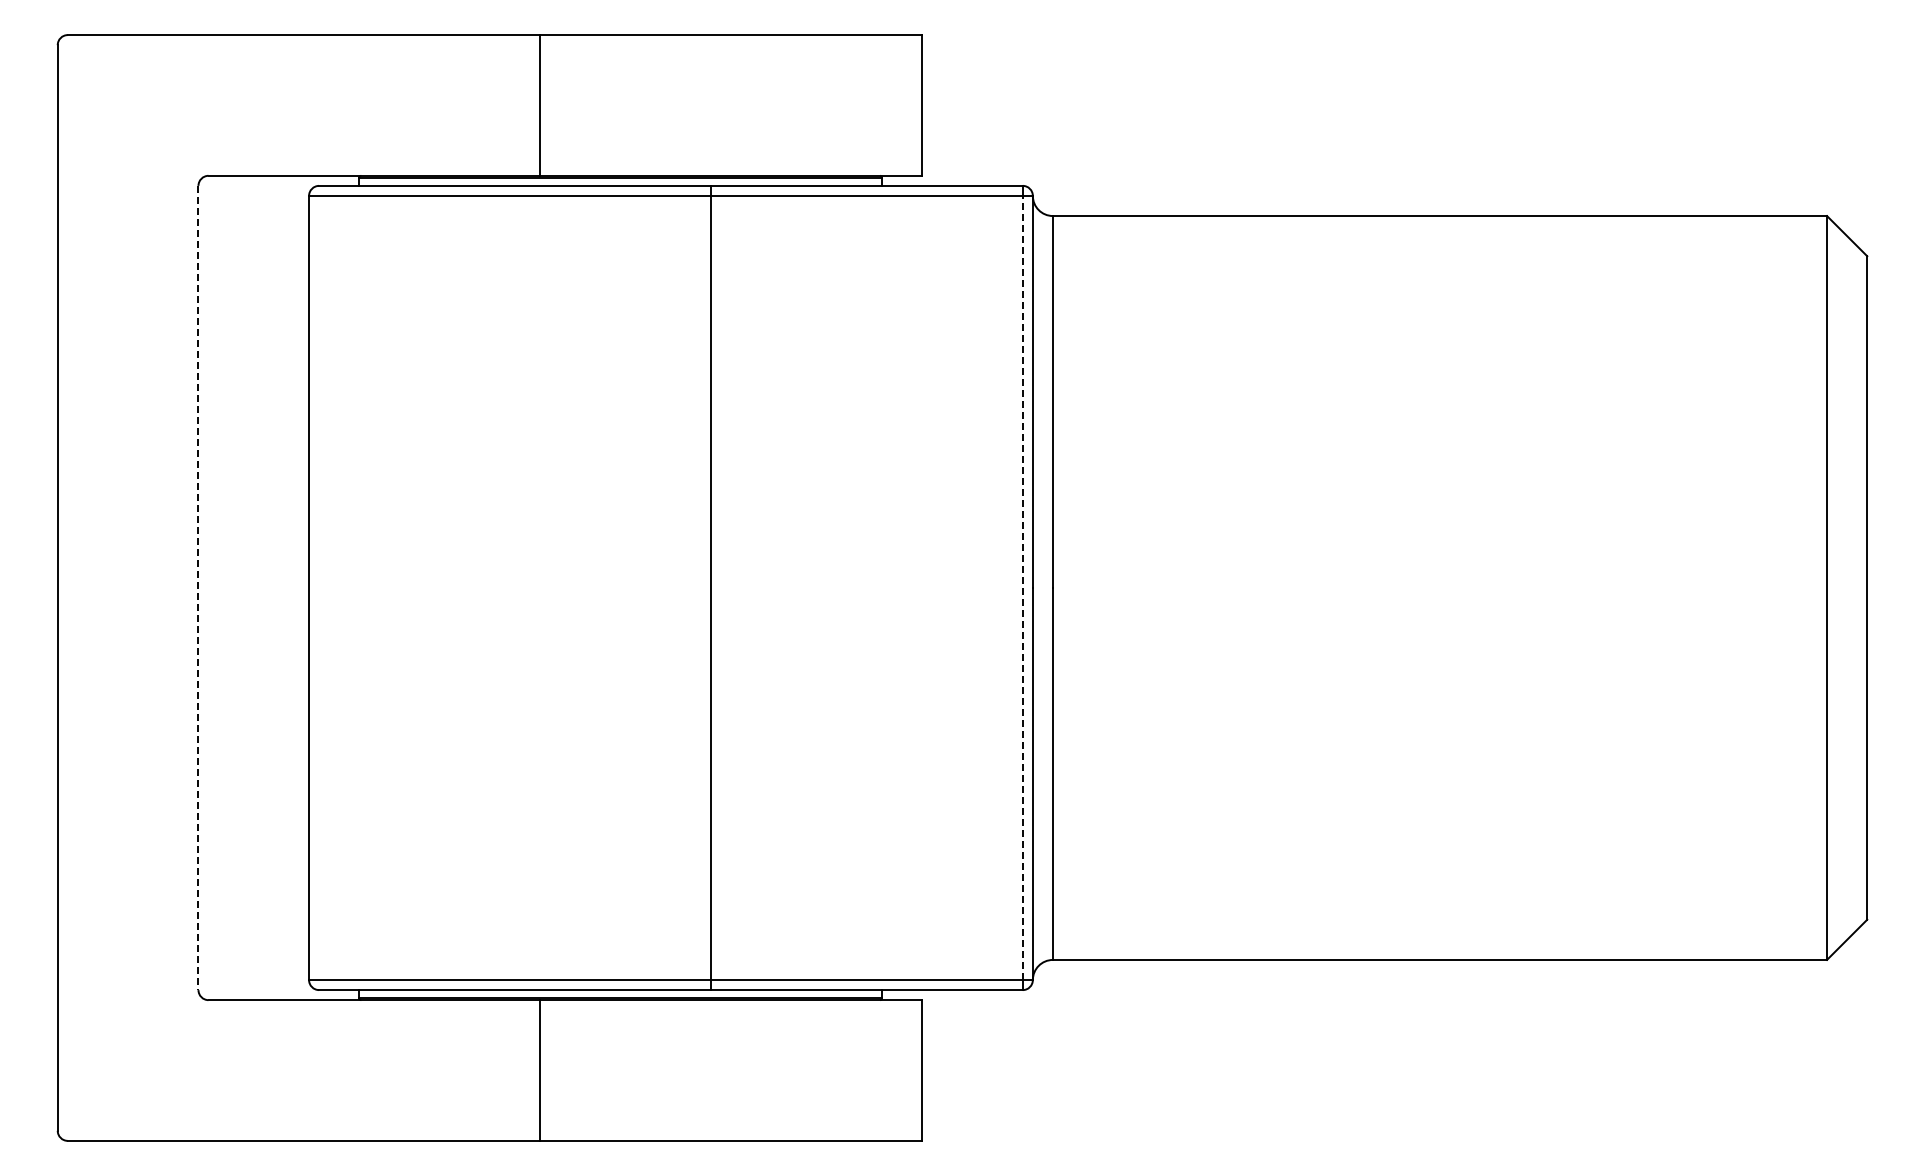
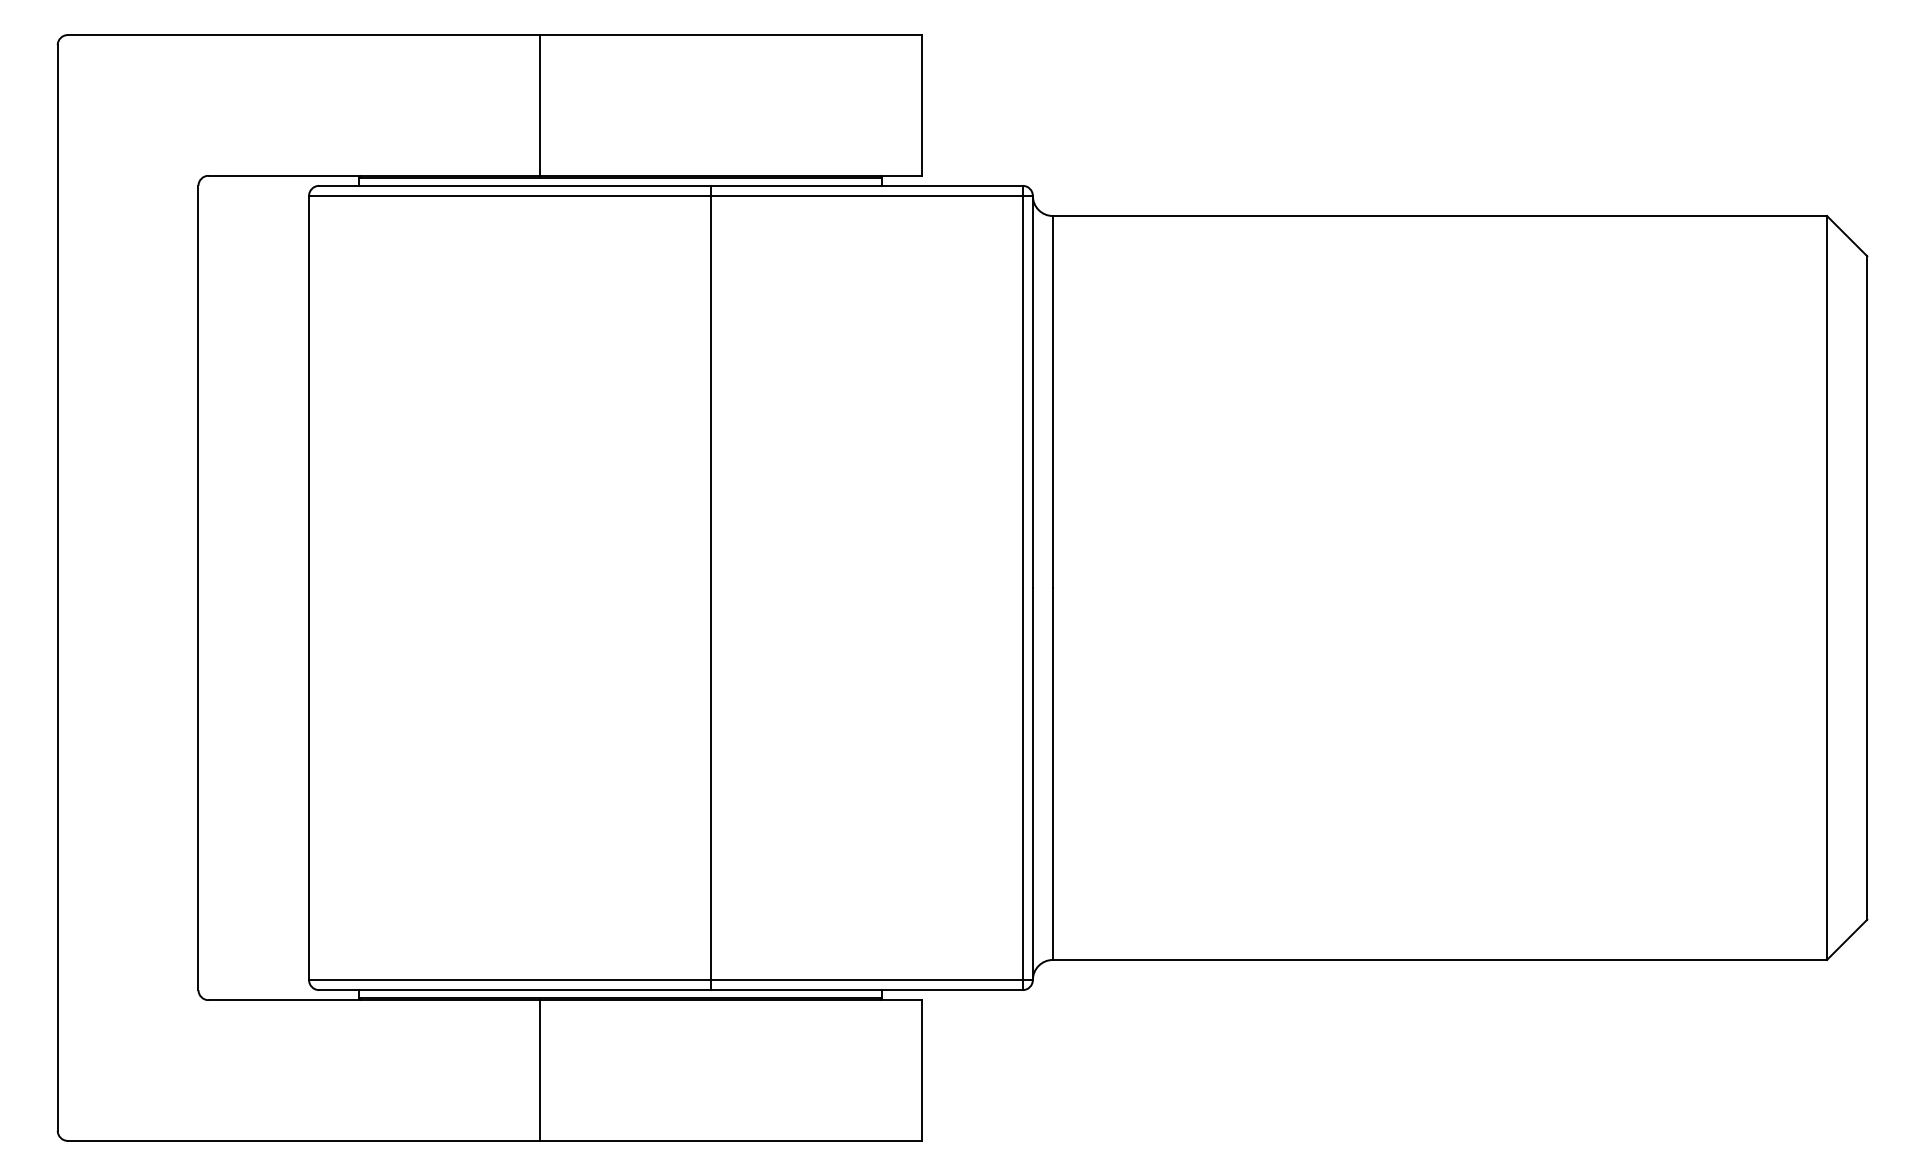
line: dashed -> solid (1022, 587)
line: dashed -> solid (198, 588)
